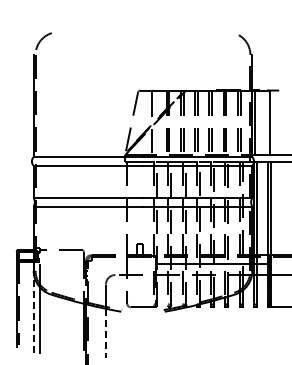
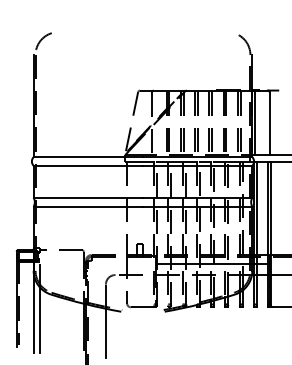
line: dashed -> solid (33, 312)
line: dashed -> solid (105, 333)
